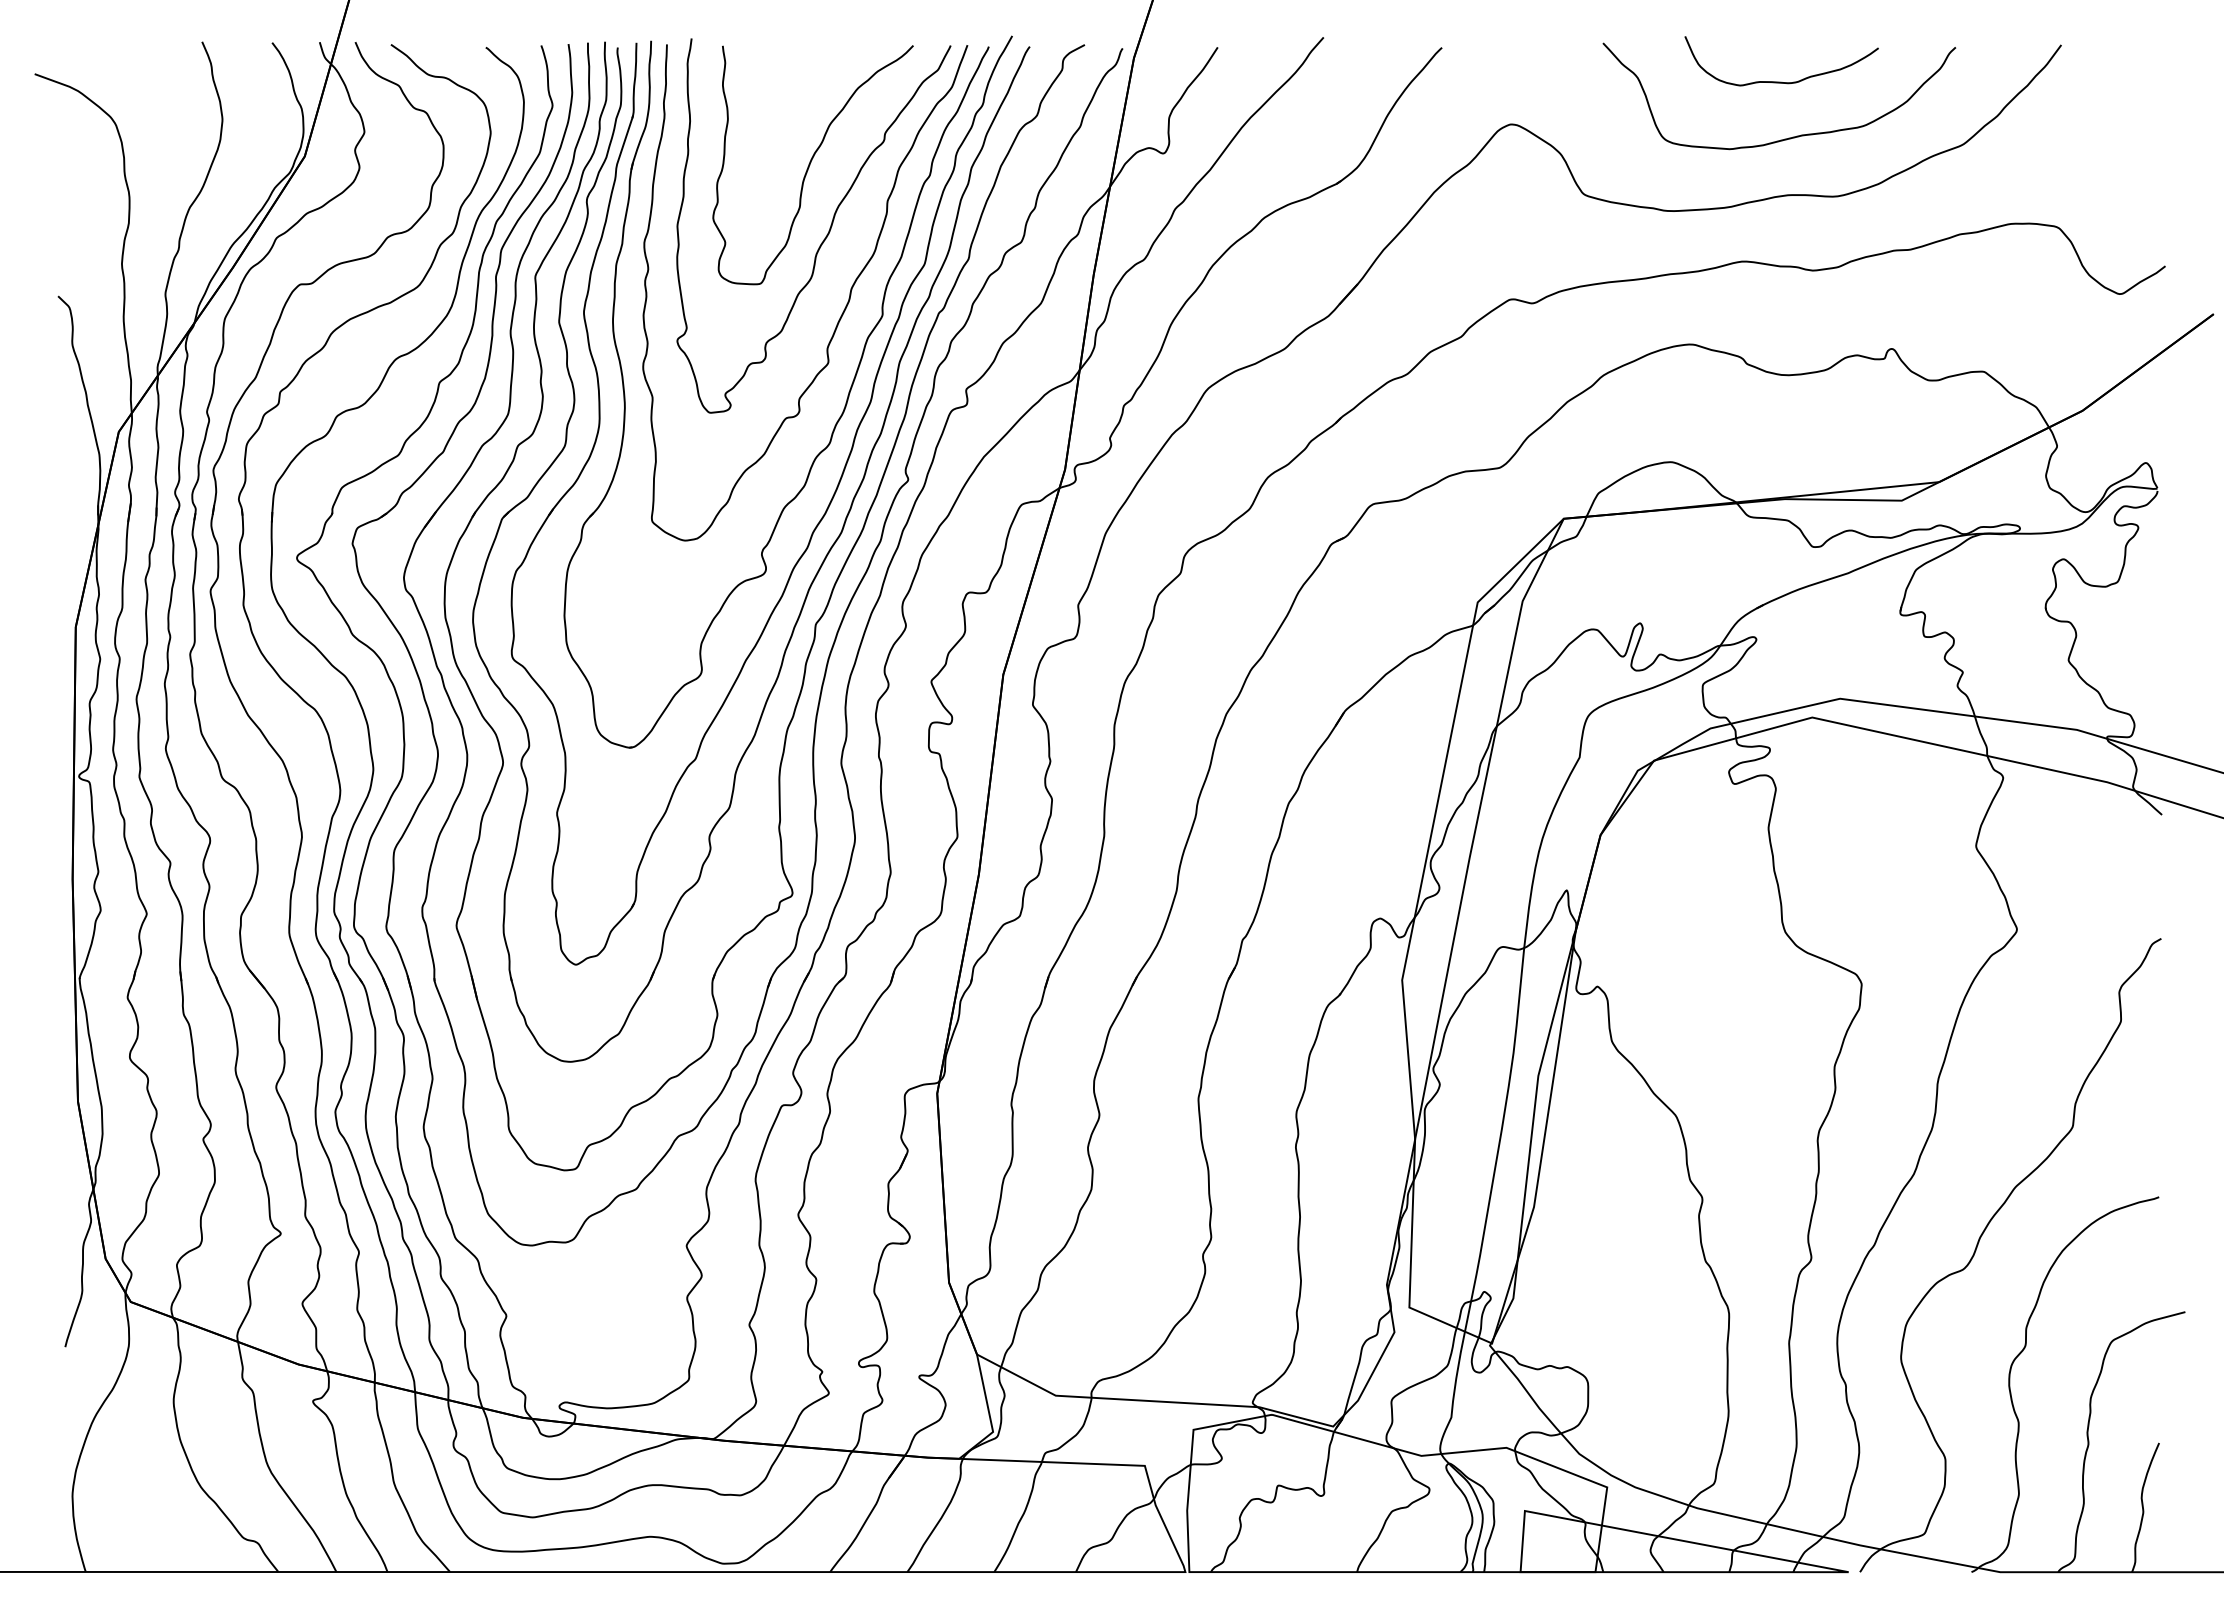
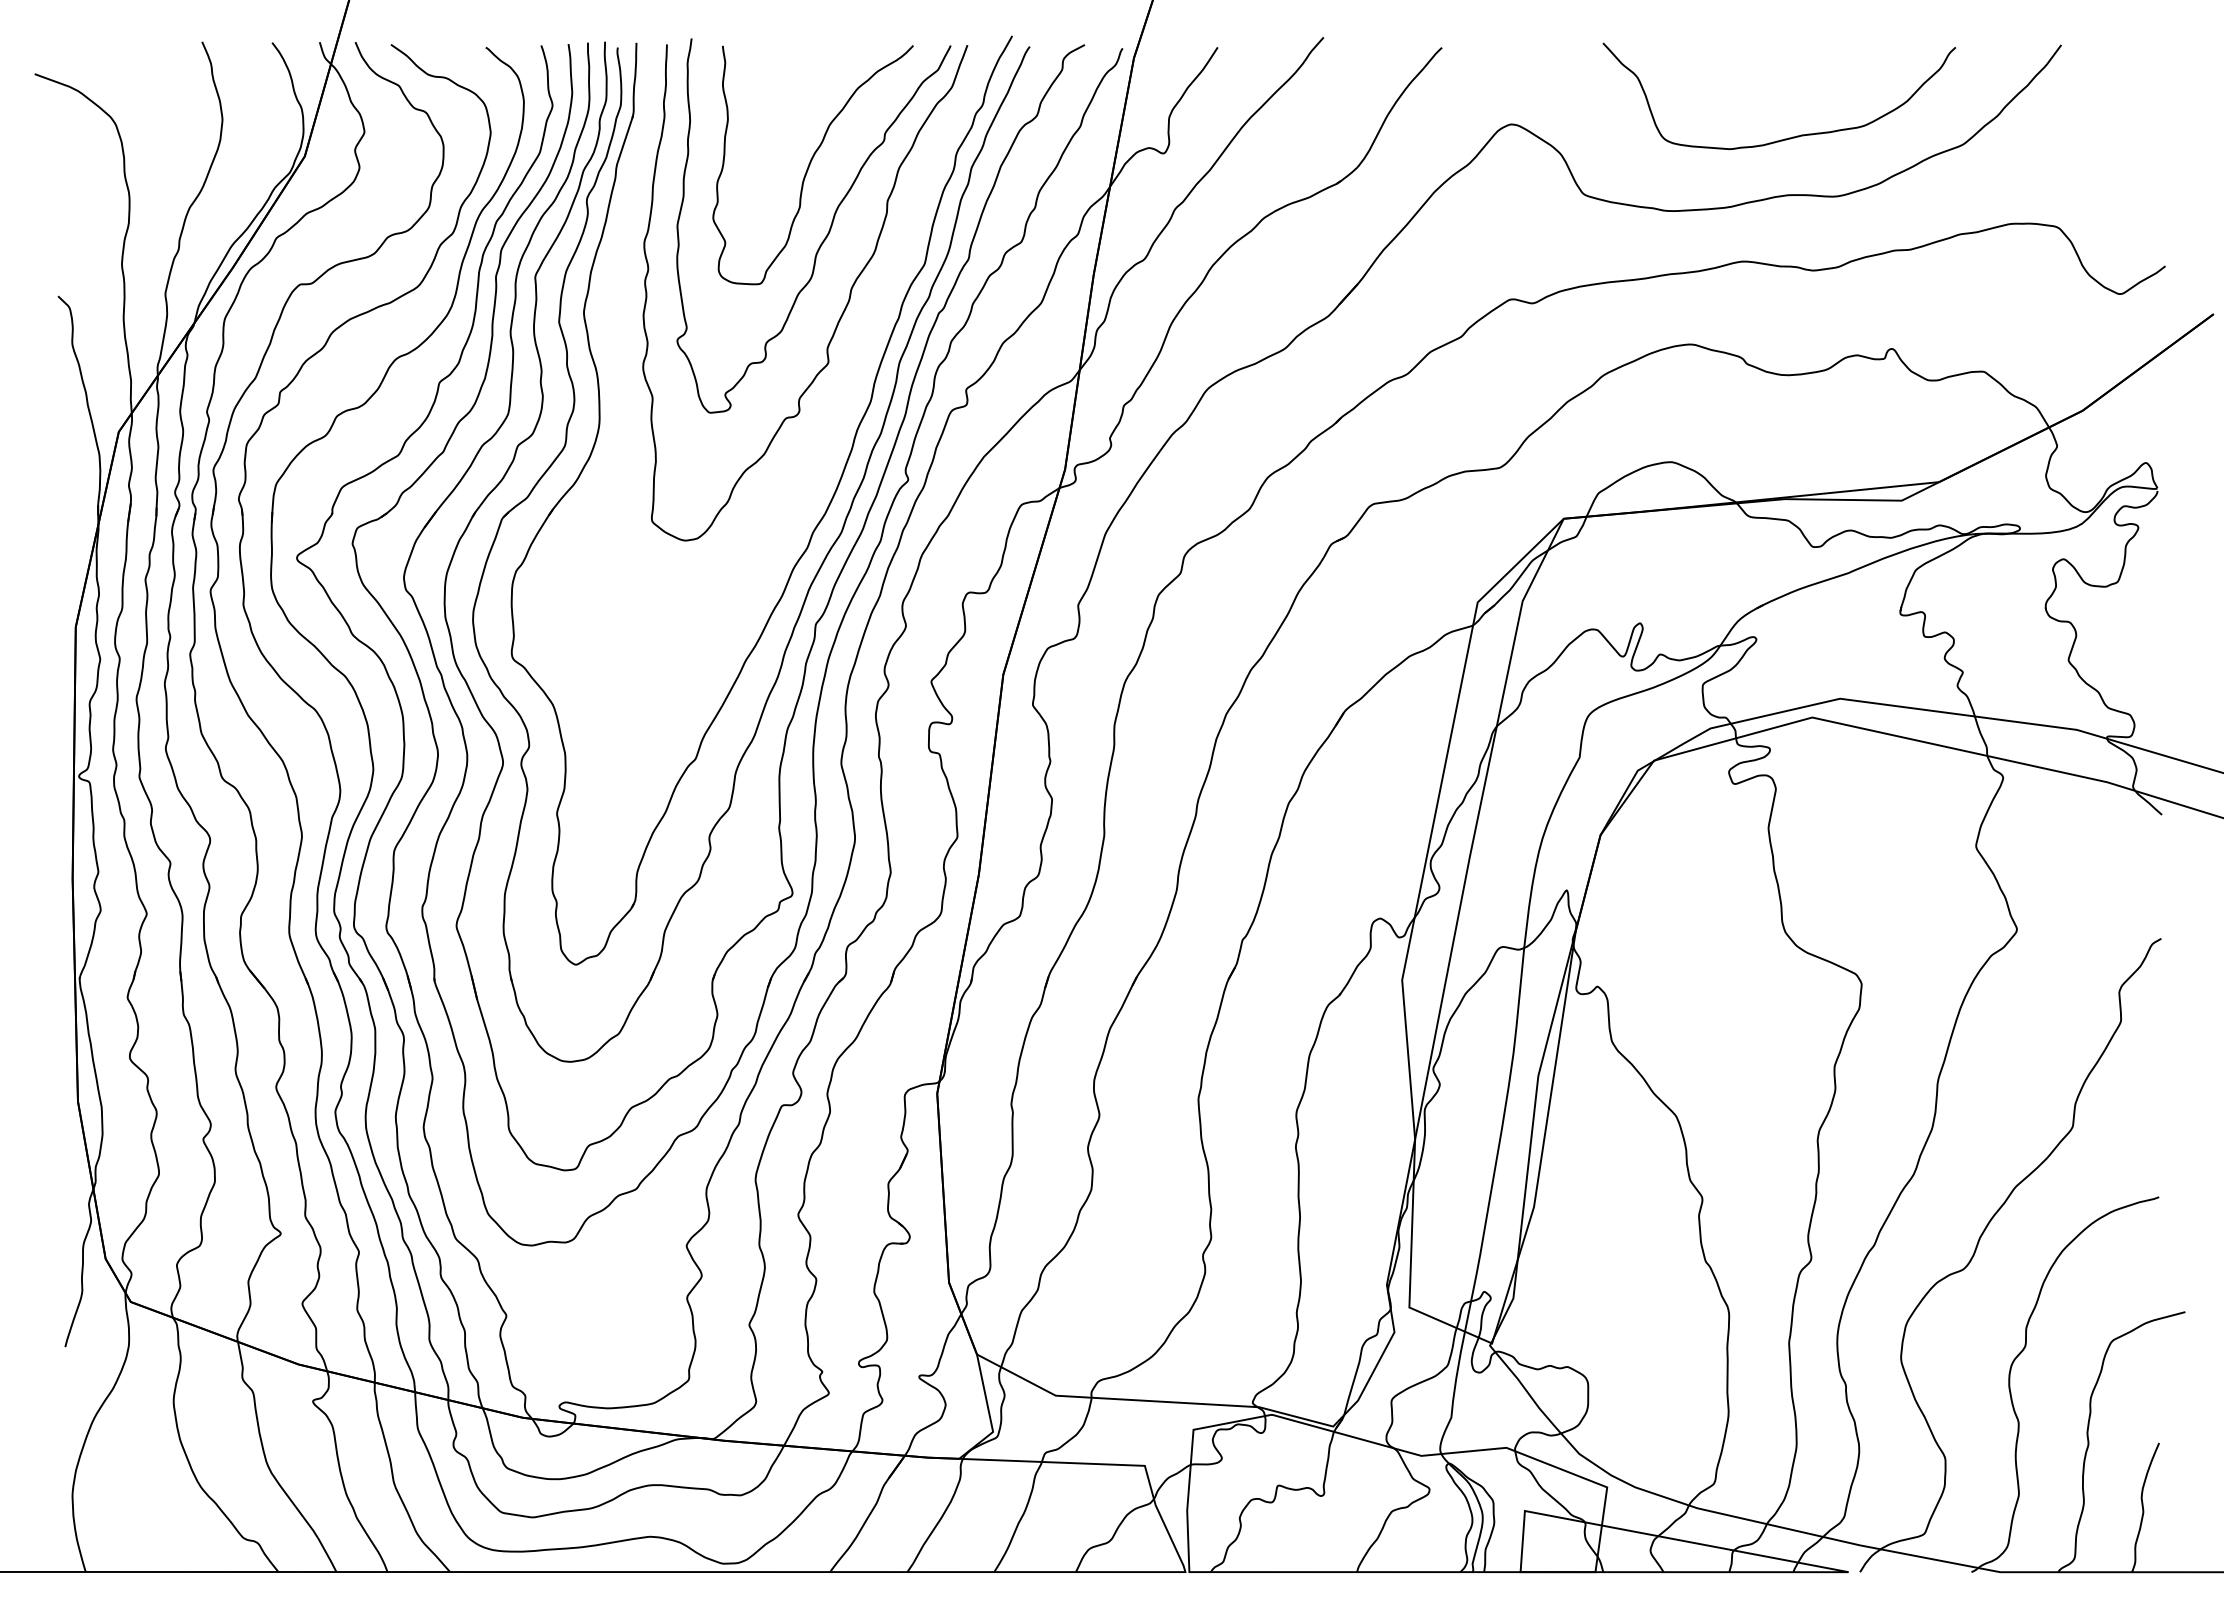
curve: present -> none (1781, 81)
part: present -> none (835, 423)
